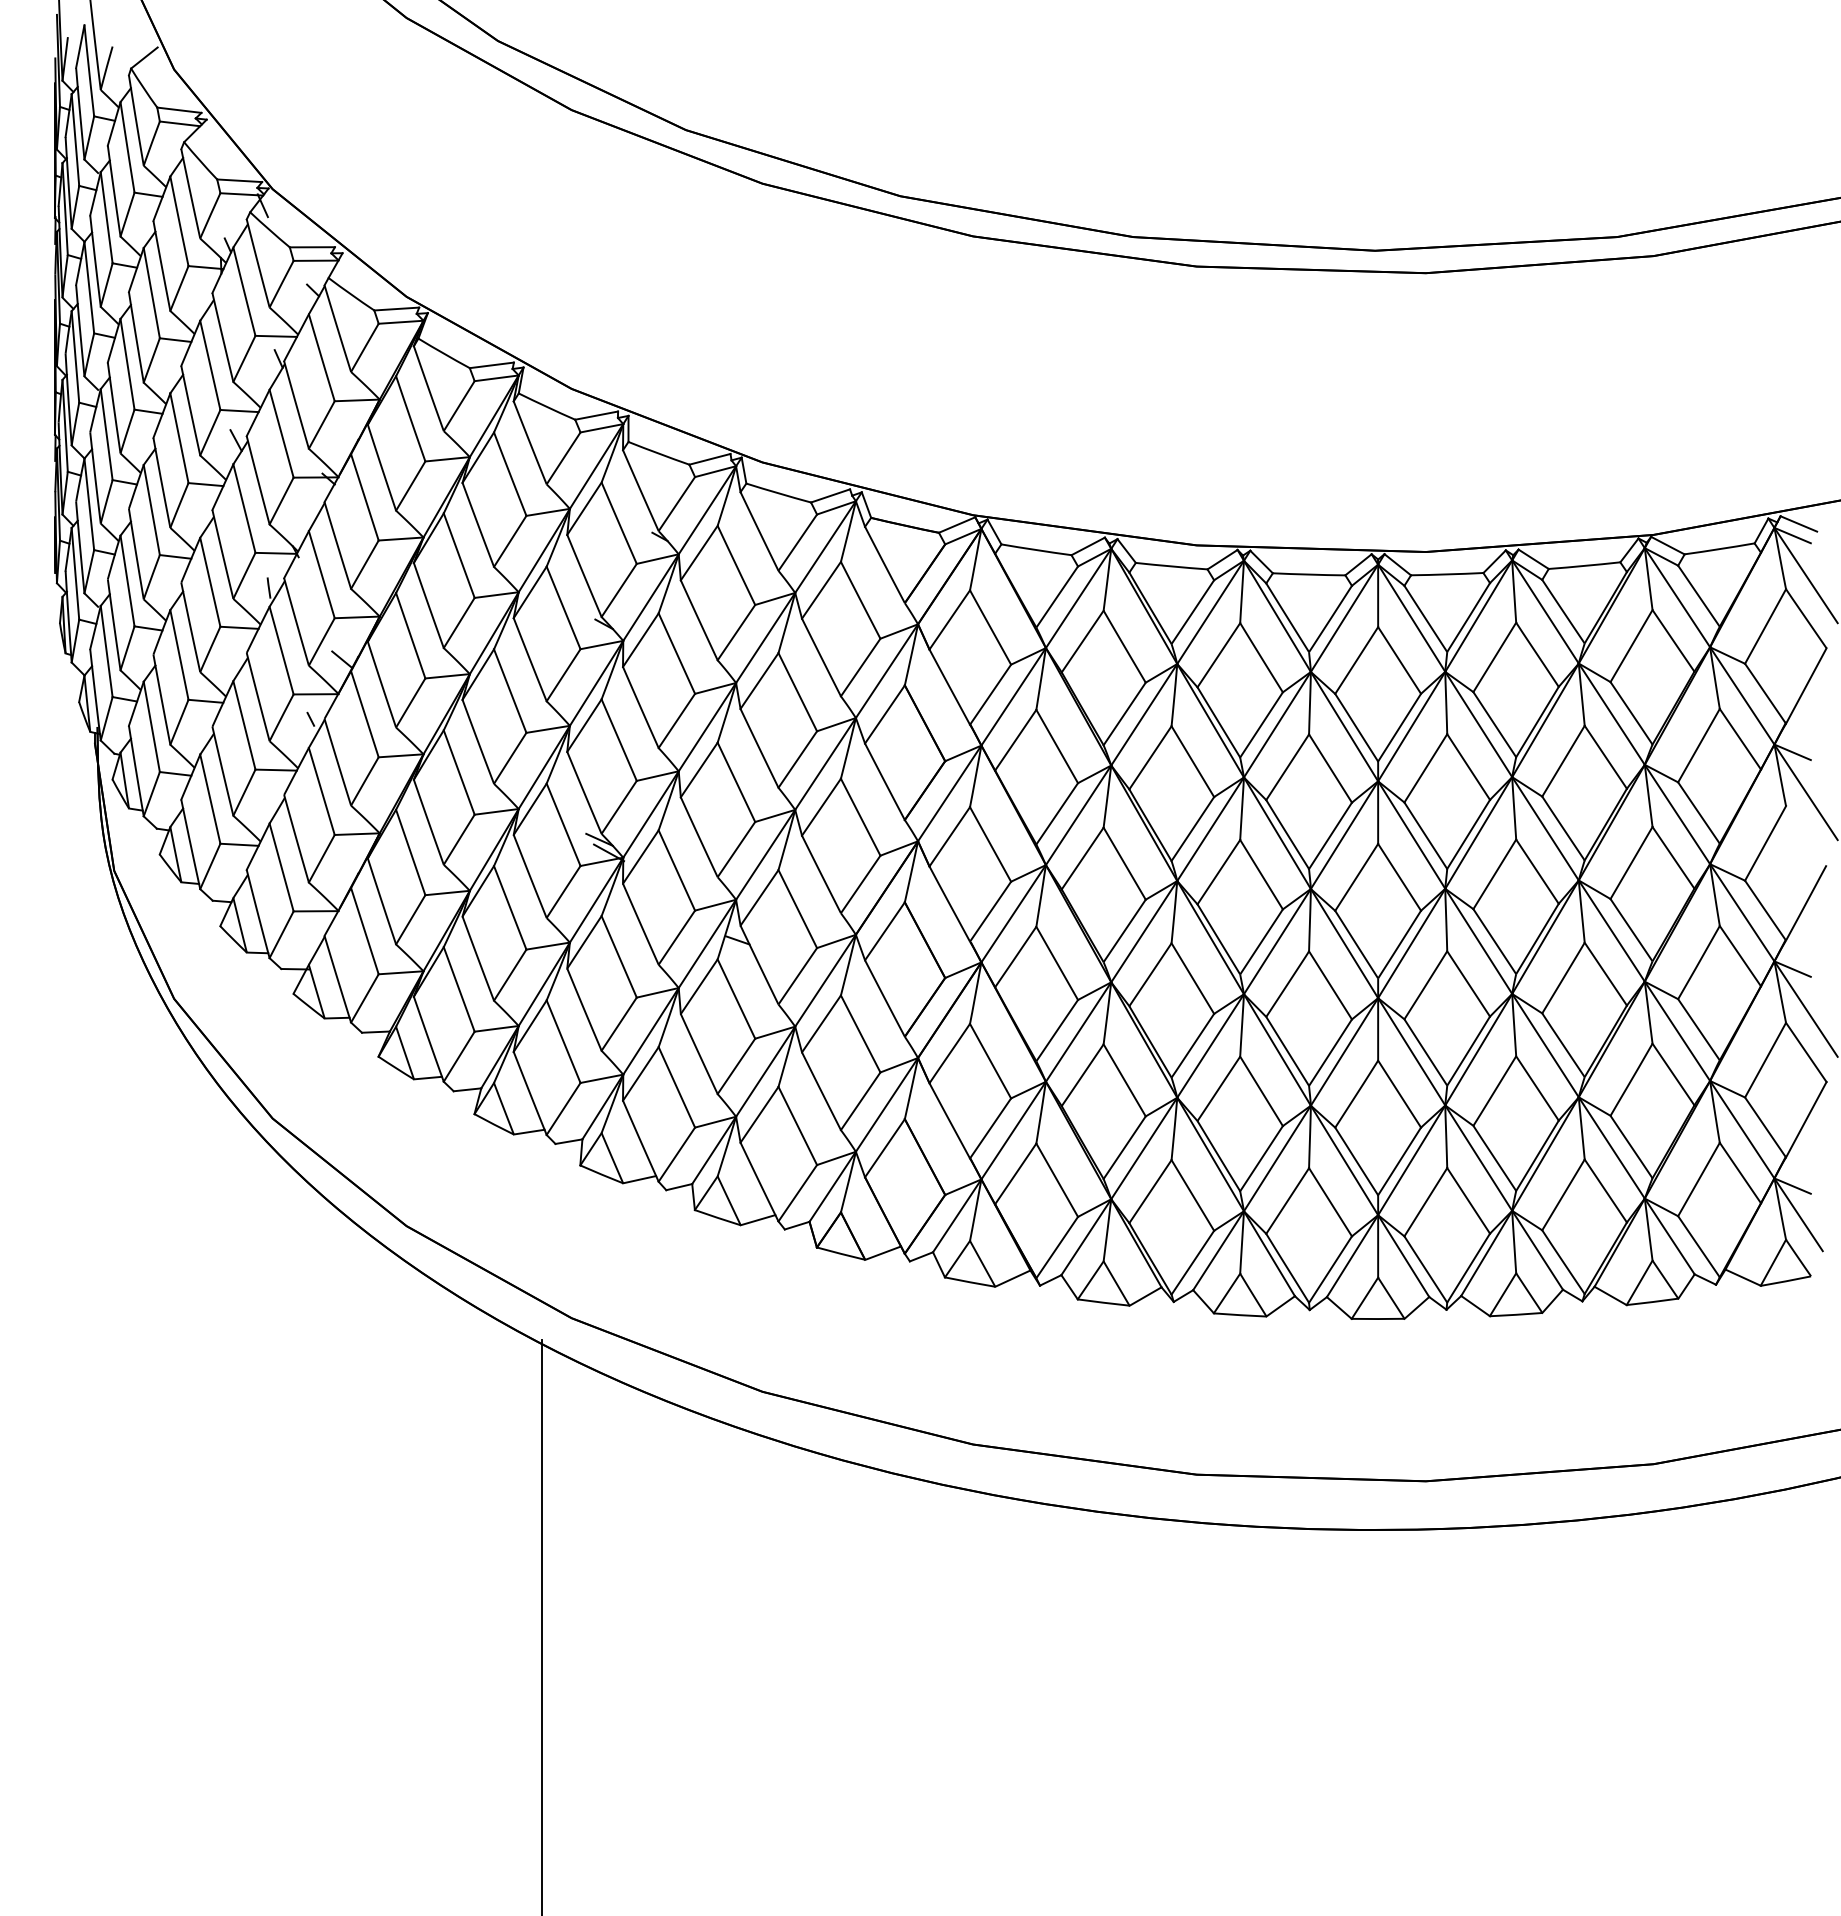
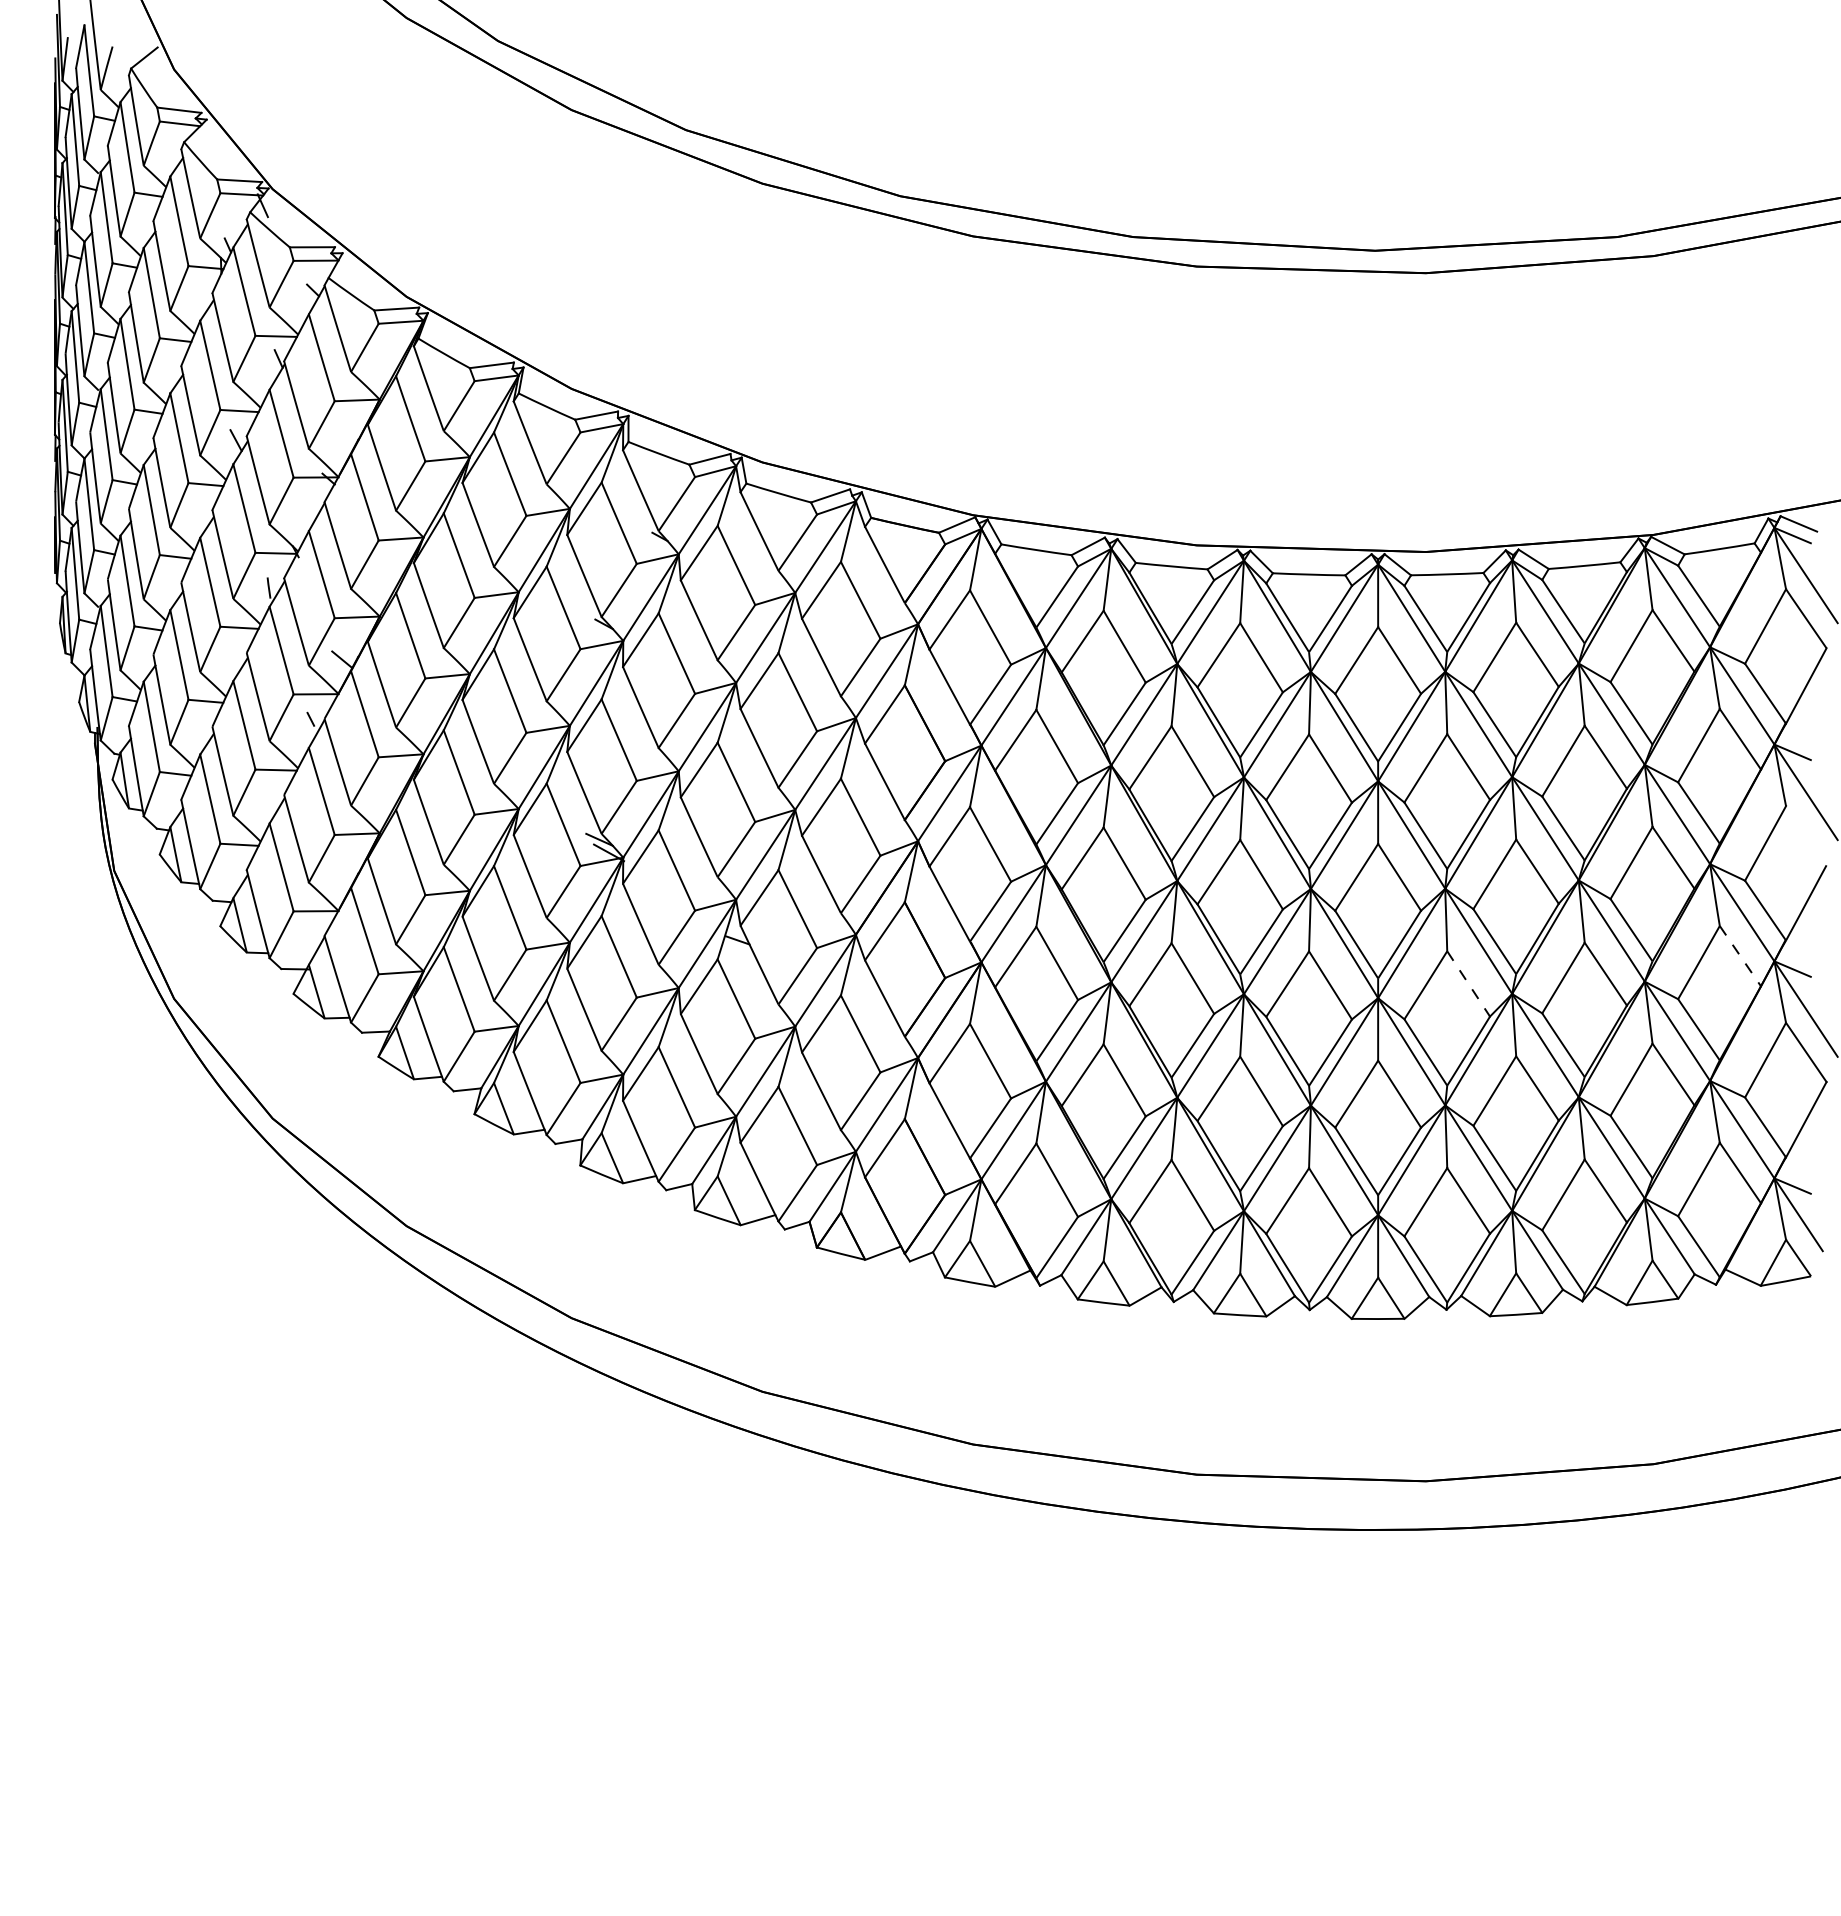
line: solid -> dashed (1740, 956)
line: solid -> dashed (1468, 984)
line: present -> none (541, 1626)
